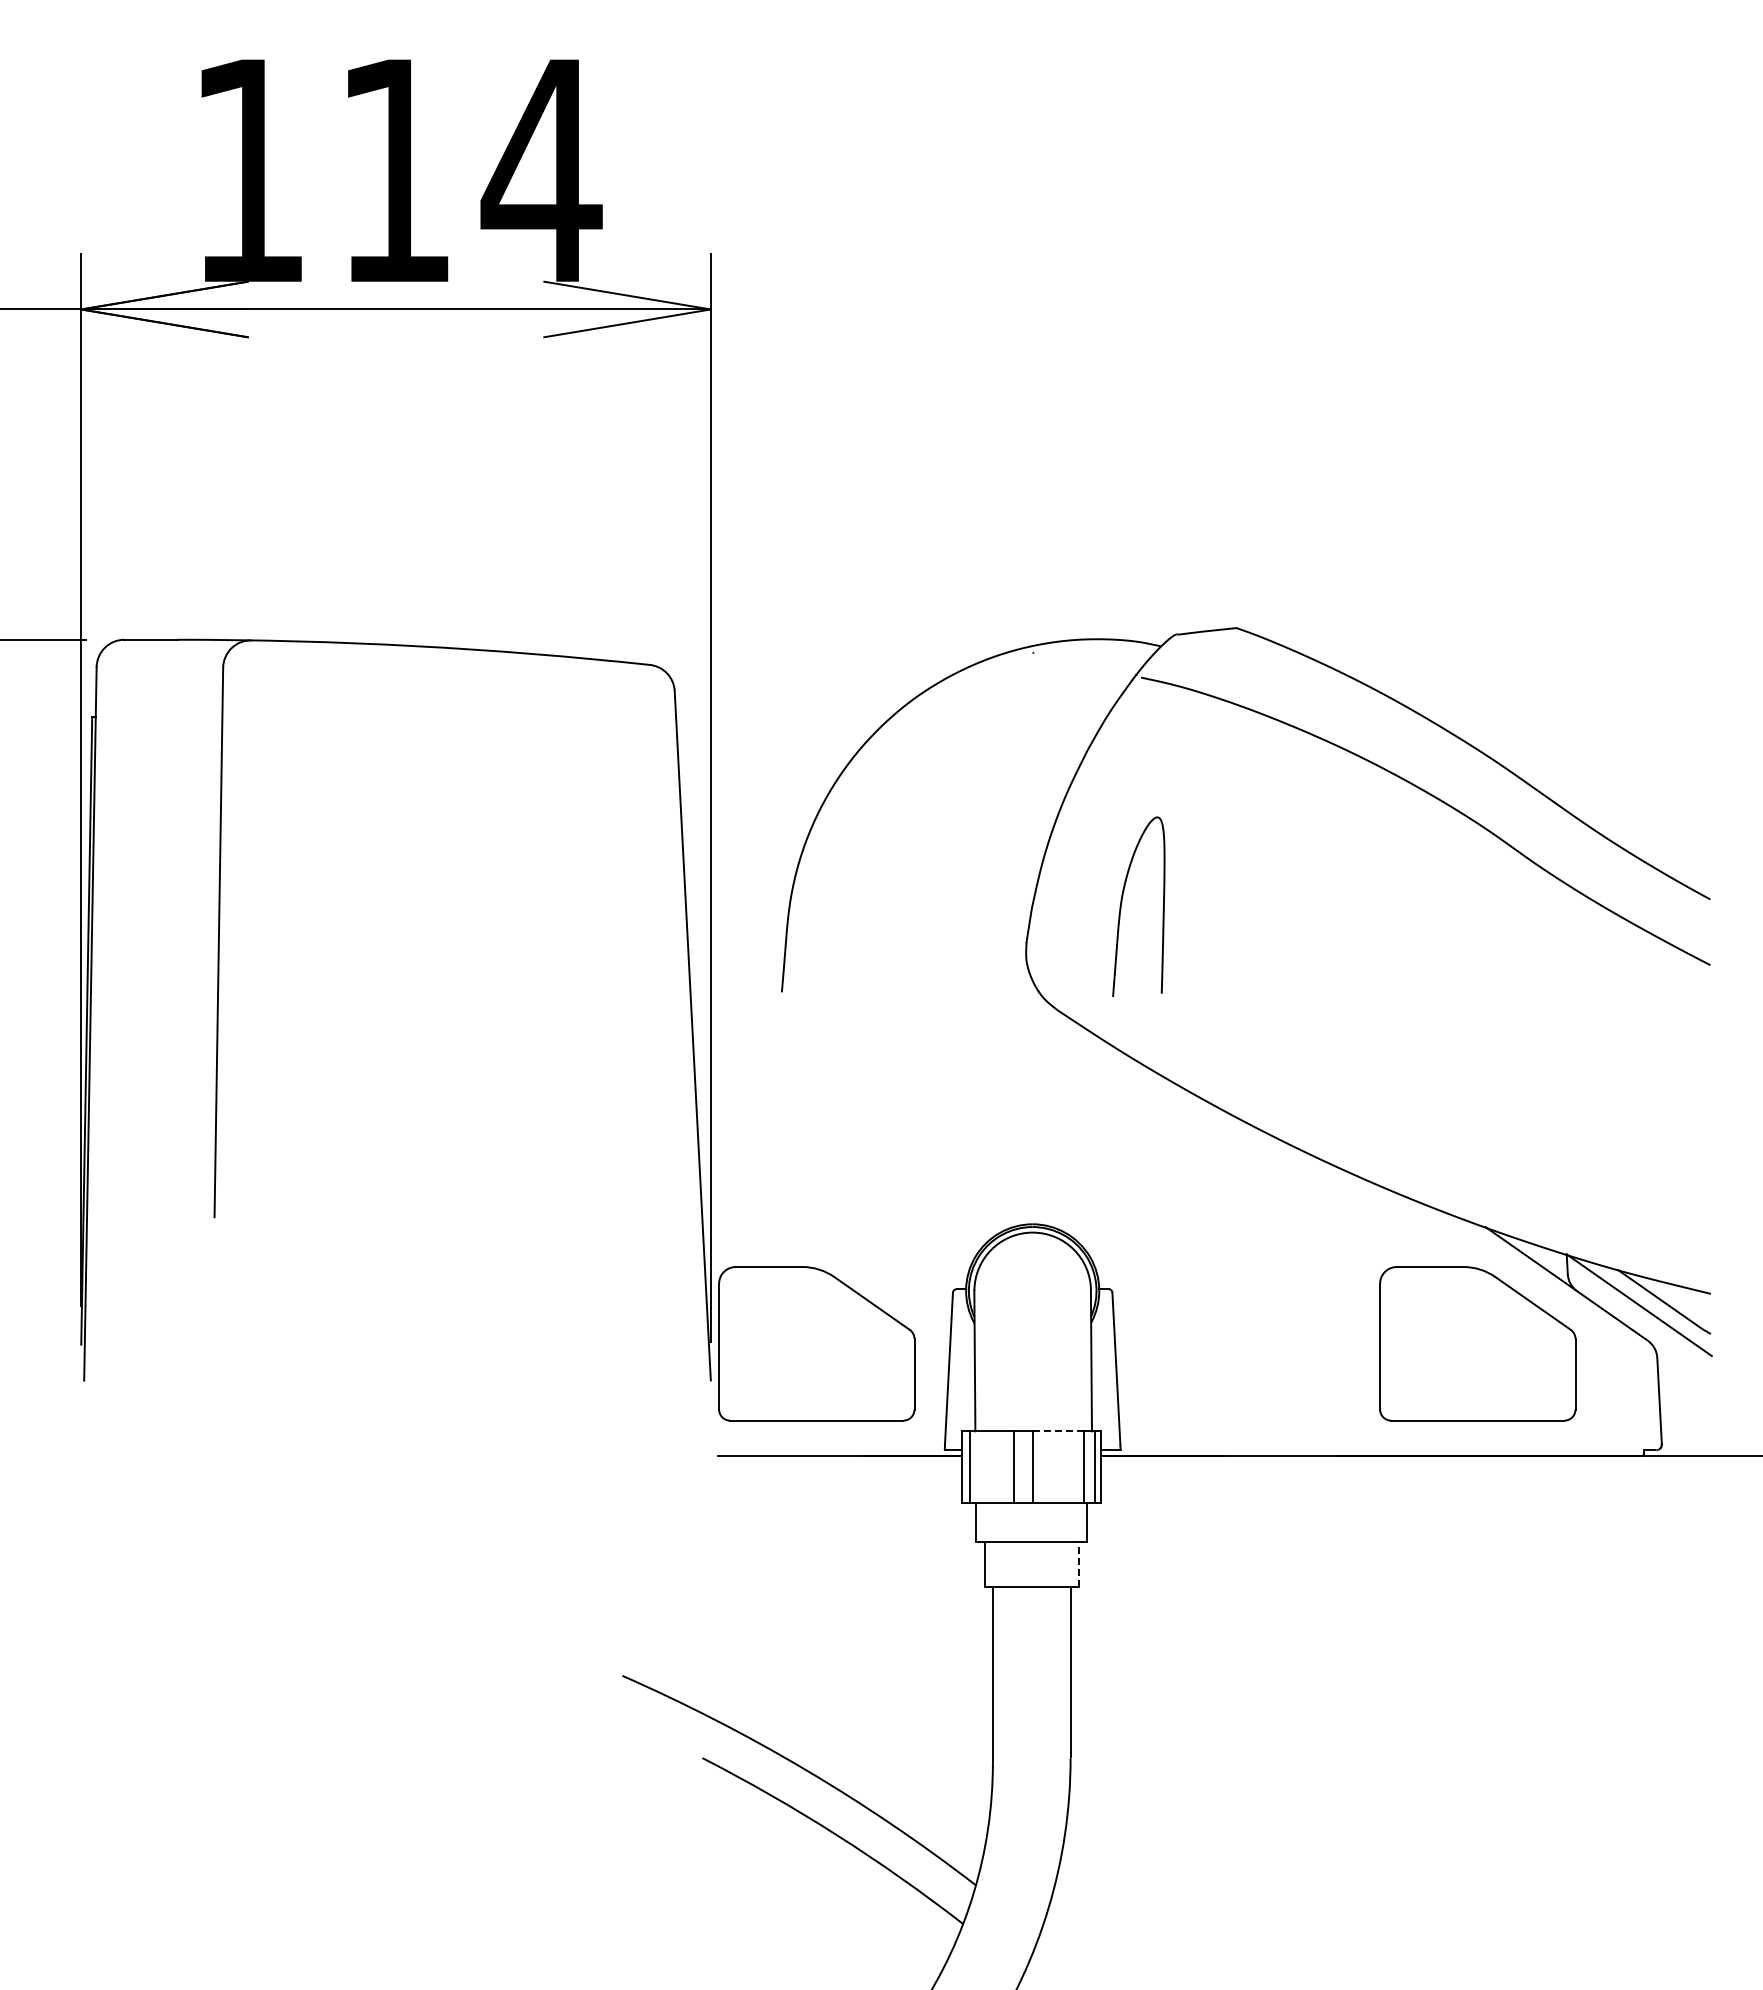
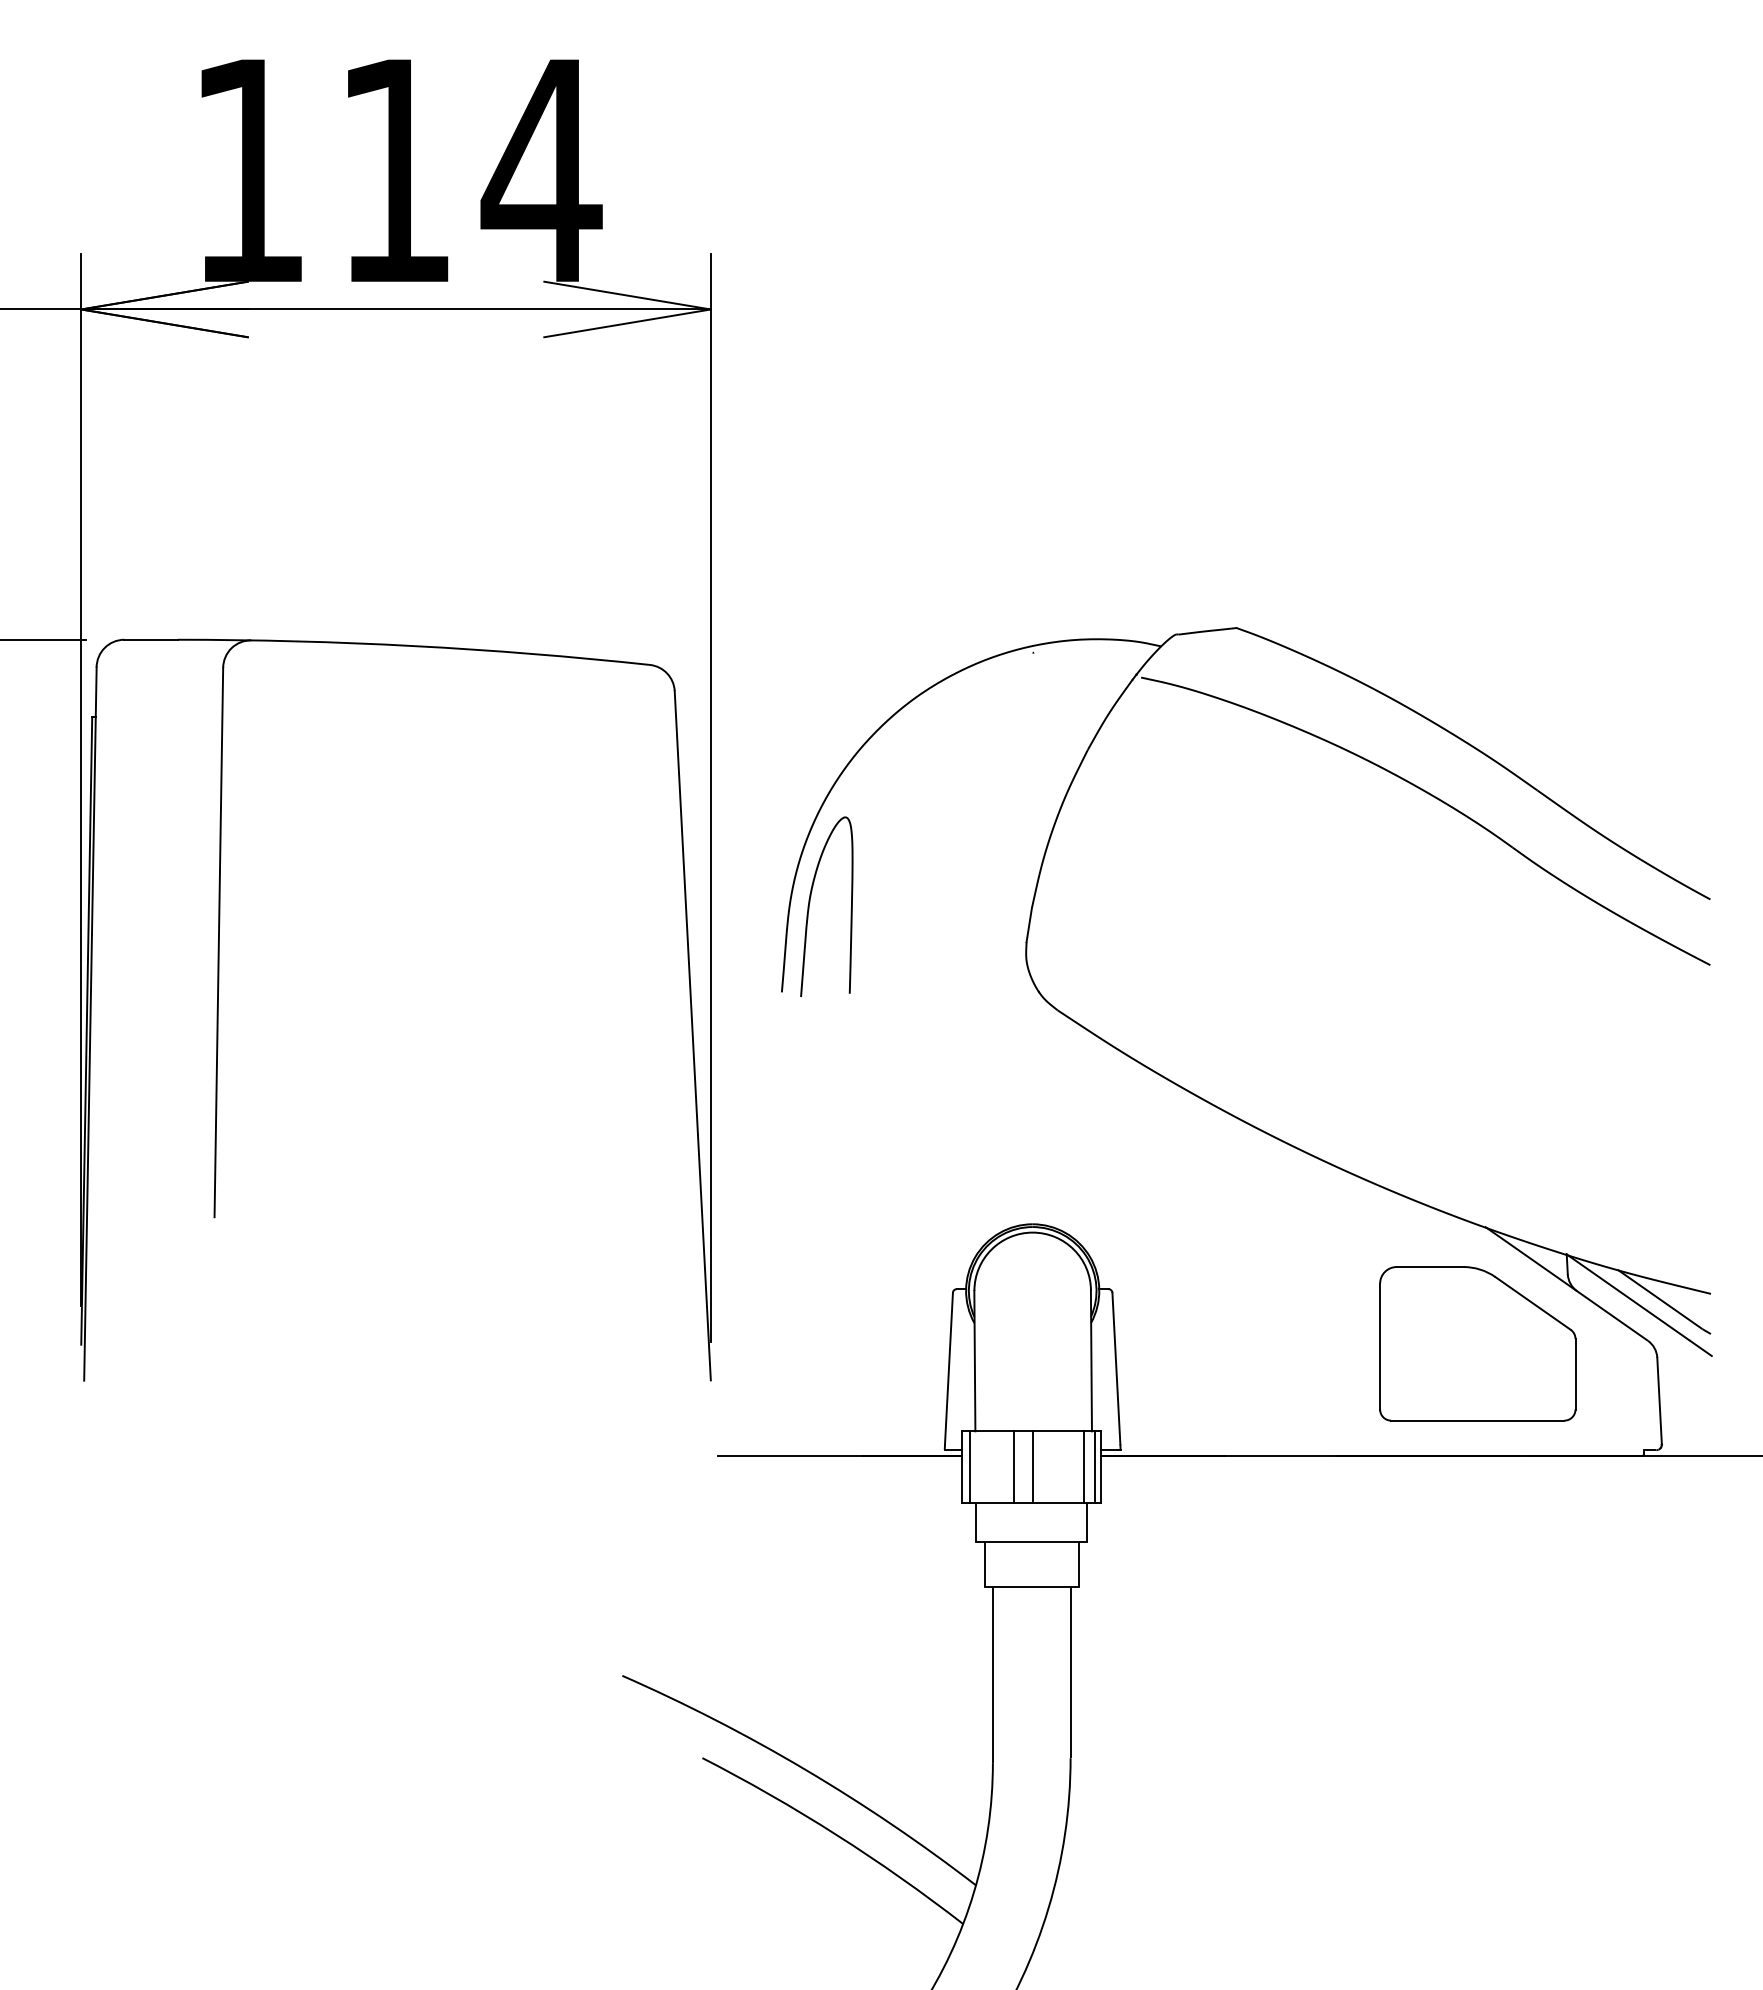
curve position: (1122, 902) -> (810, 902) (810, 902)
part: present -> none (816, 1343)
line: dashed -> solid (1057, 1431)
line: dashed -> solid (1078, 1564)
